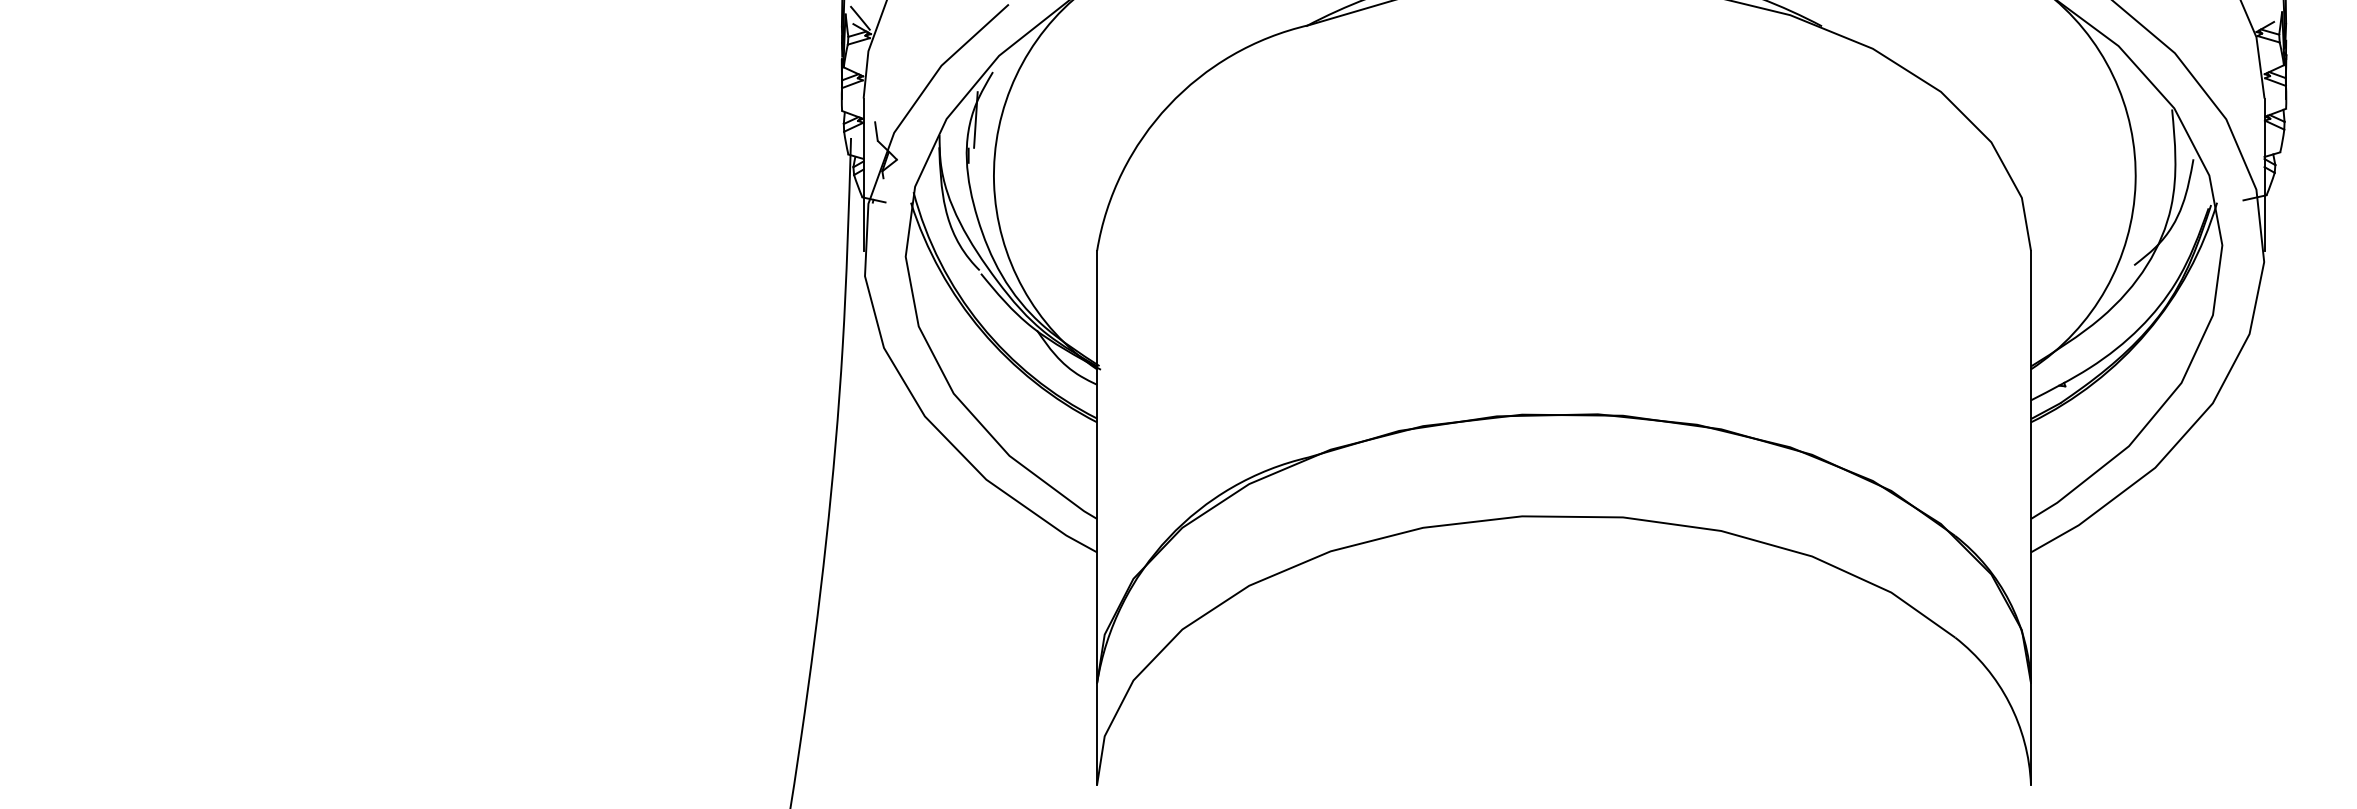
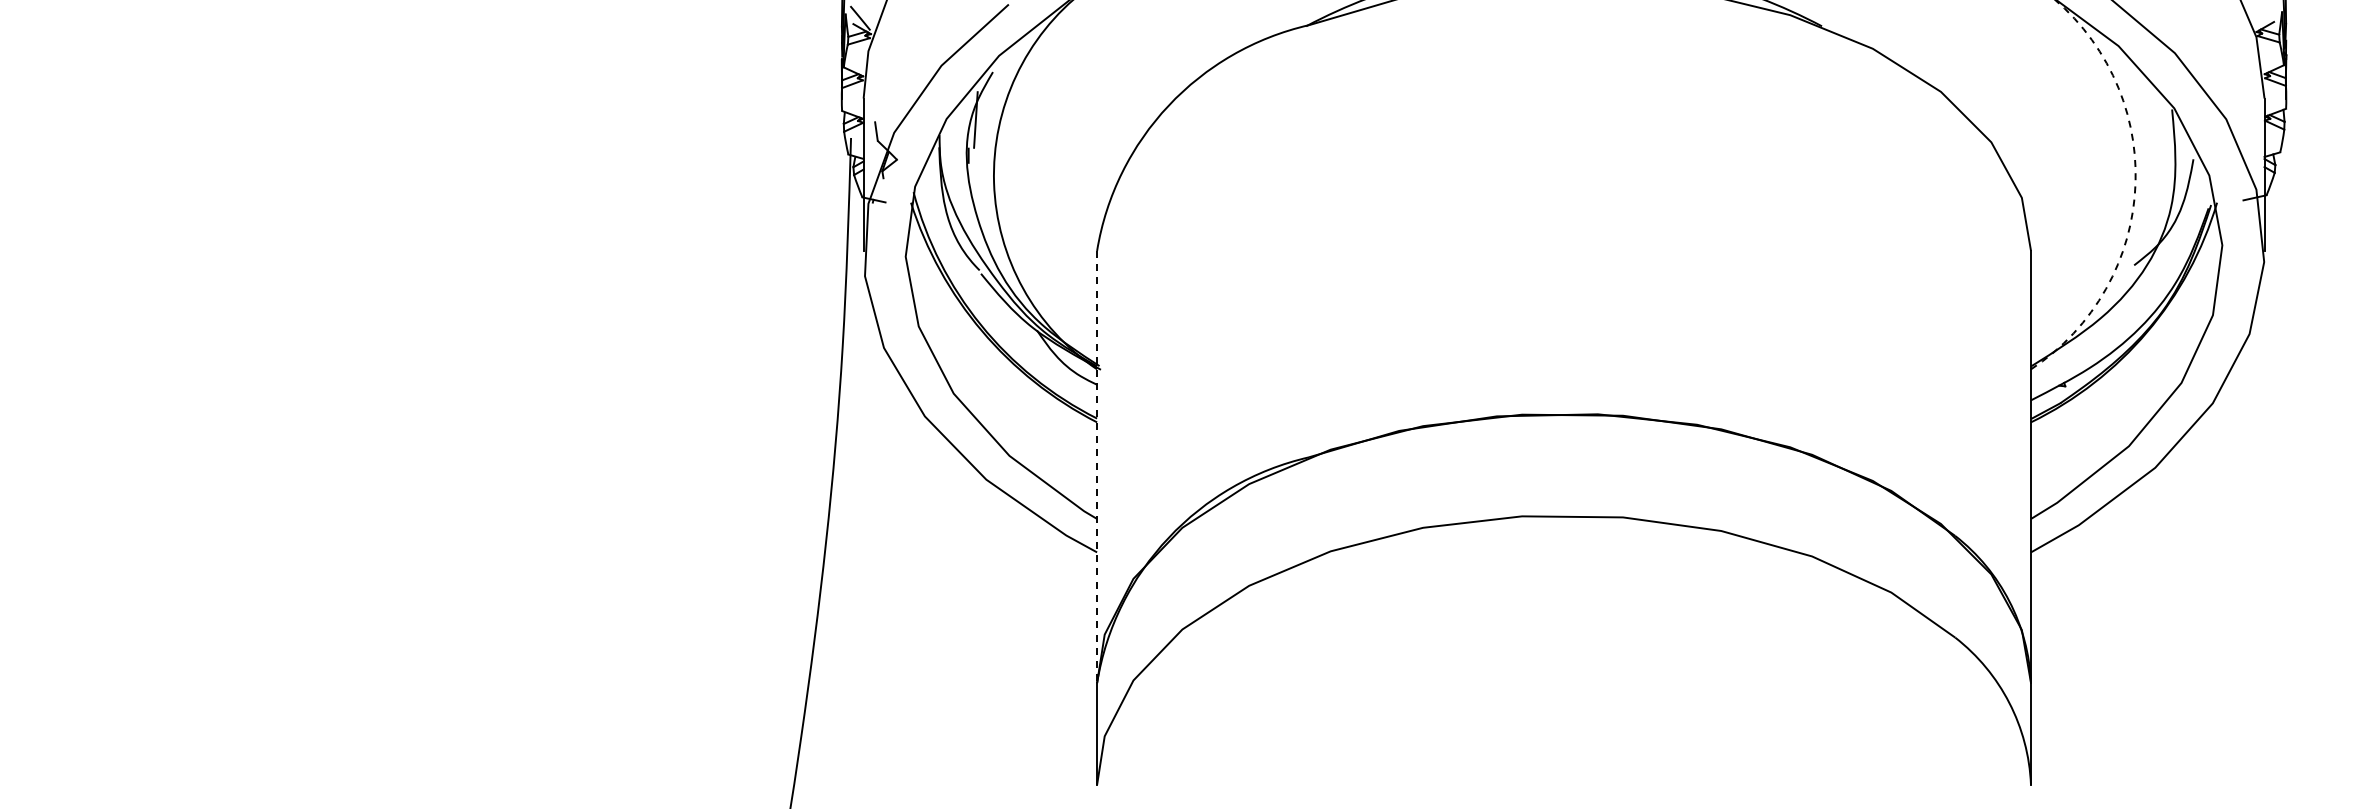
arc: solid -> dashed (2135, 190)
line: solid -> dashed (1097, 467)
